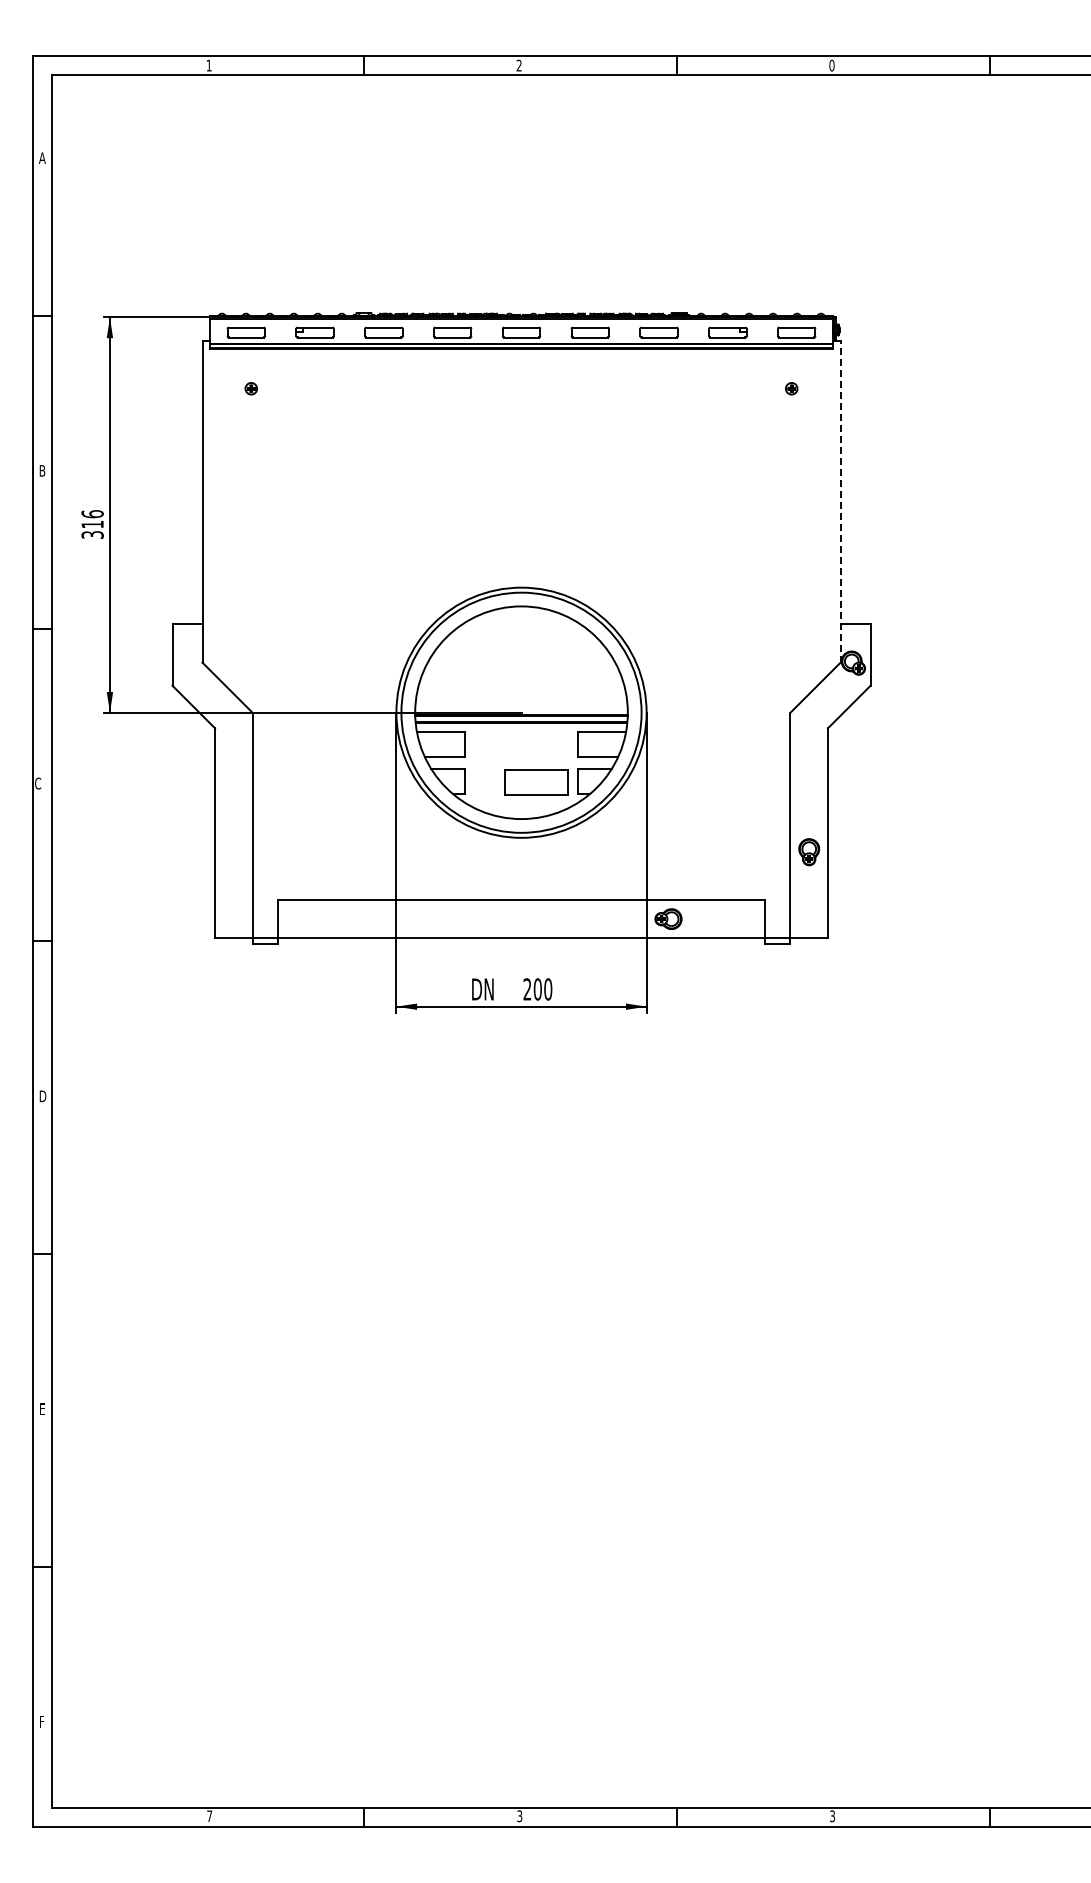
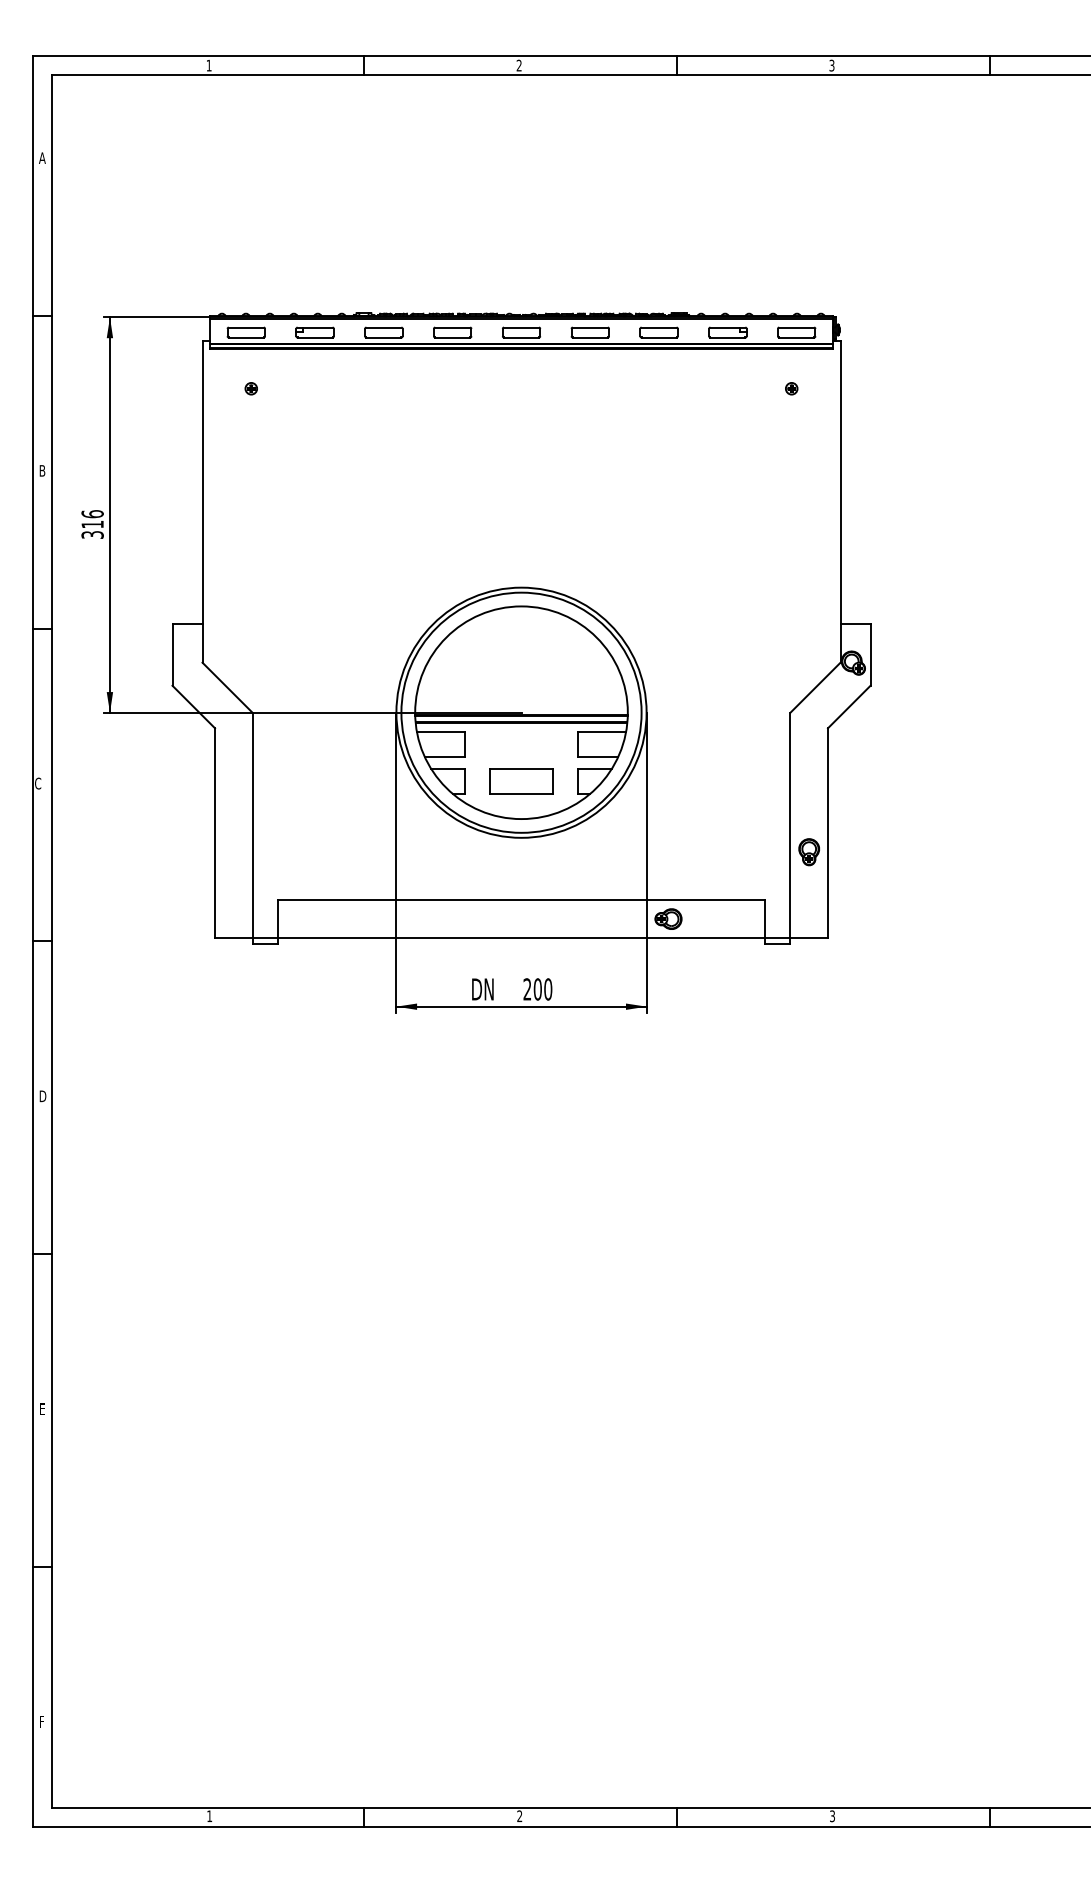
text: 0 -> 3 (831, 65)
line: dashed -> solid (840, 501)
part position: (536, 782) -> (521, 781) (521, 781)
text: 7 -> 1 (209, 1815)
text: 3 -> 2 (519, 1816)
